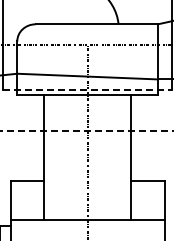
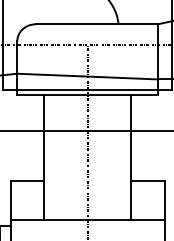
line: dashed -> solid (88, 90)
line: dashed -> solid (86, 131)
